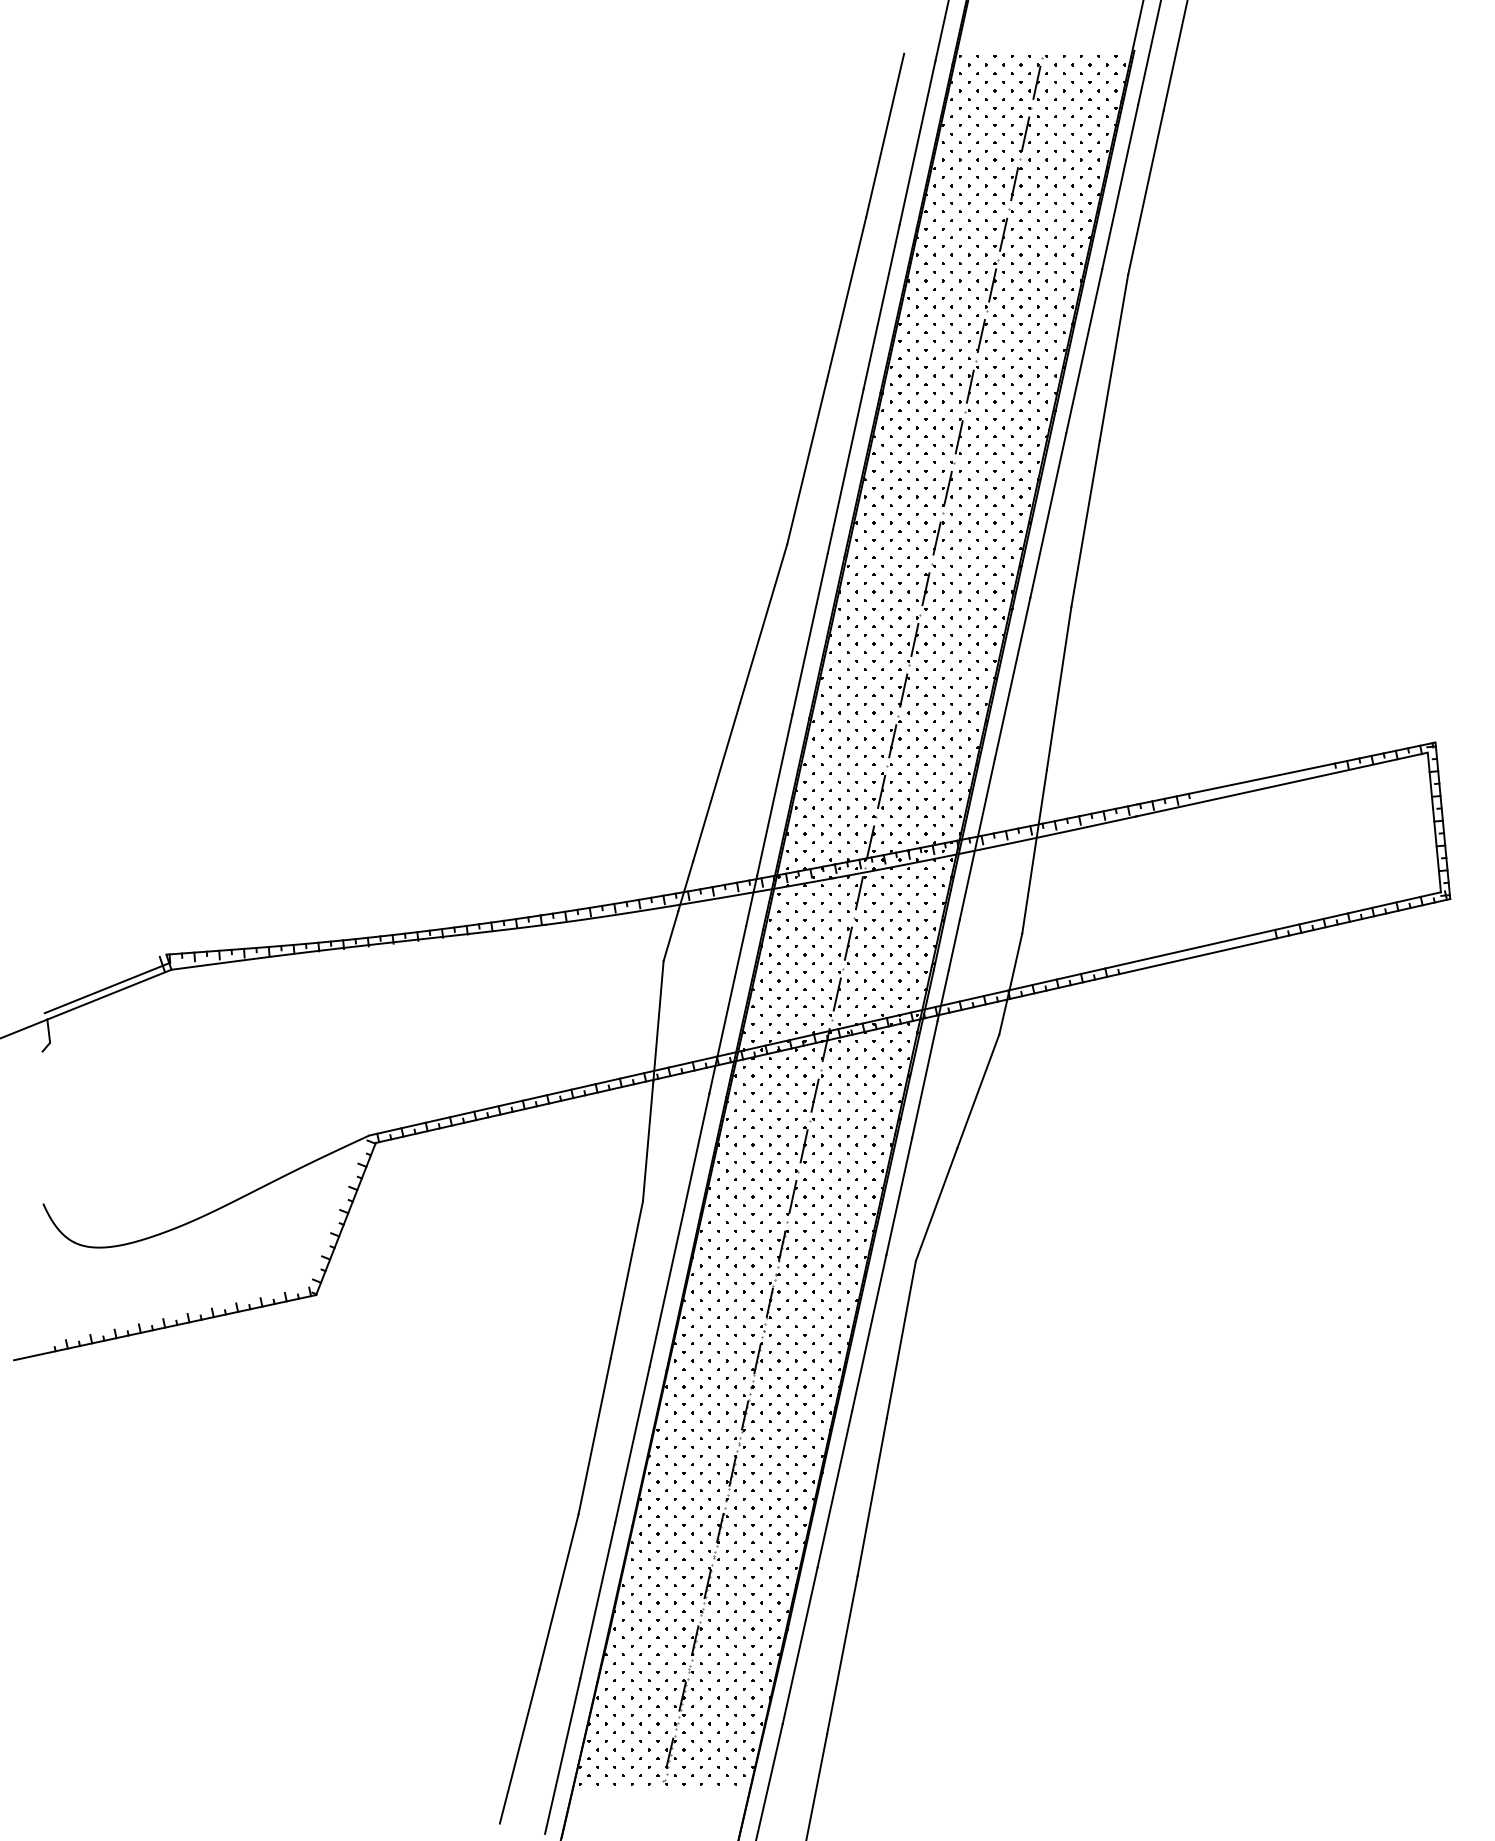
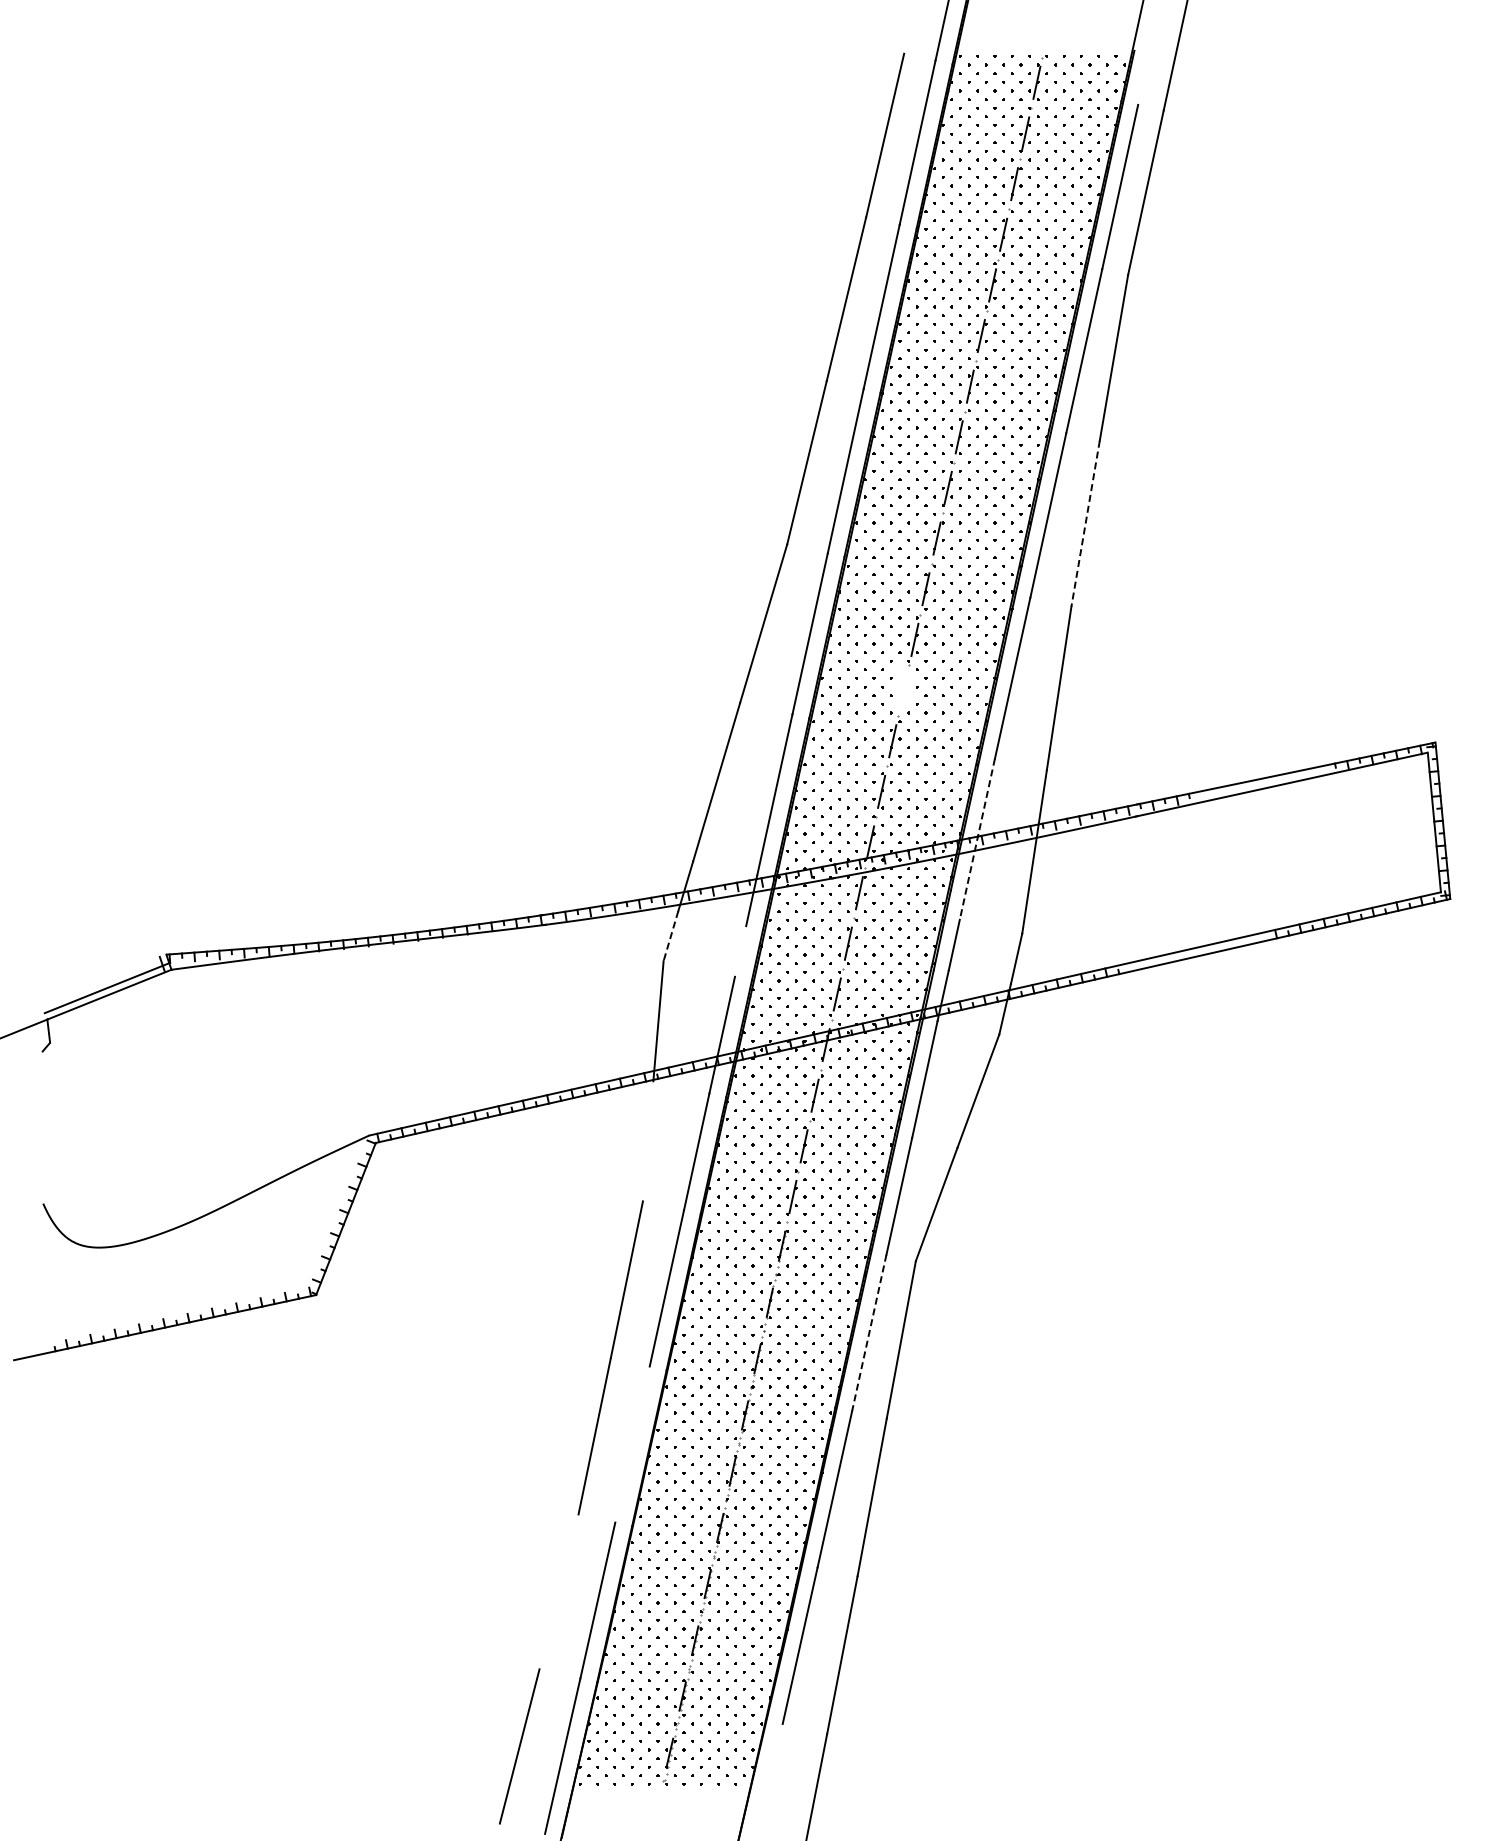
line: present -> none (1149, 53)
line: solid -> dashed (1085, 524)
part: present -> none (903, 687)
line: solid -> dashed (977, 839)
line: solid -> dashed (670, 936)
line: present -> none (740, 951)
line: present -> none (647, 1141)
line: solid -> dashed (869, 1332)
line: present -> none (632, 1444)
line: present -> none (558, 1591)
line: present -> none (769, 1780)
